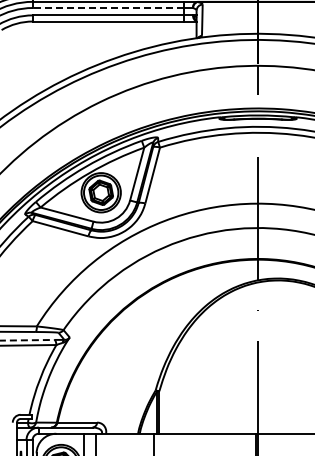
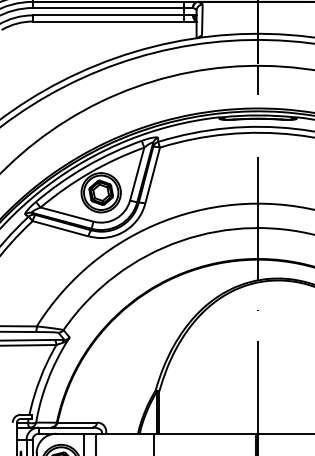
line: dashed -> solid (108, 8)
line: dashed -> solid (27, 340)
